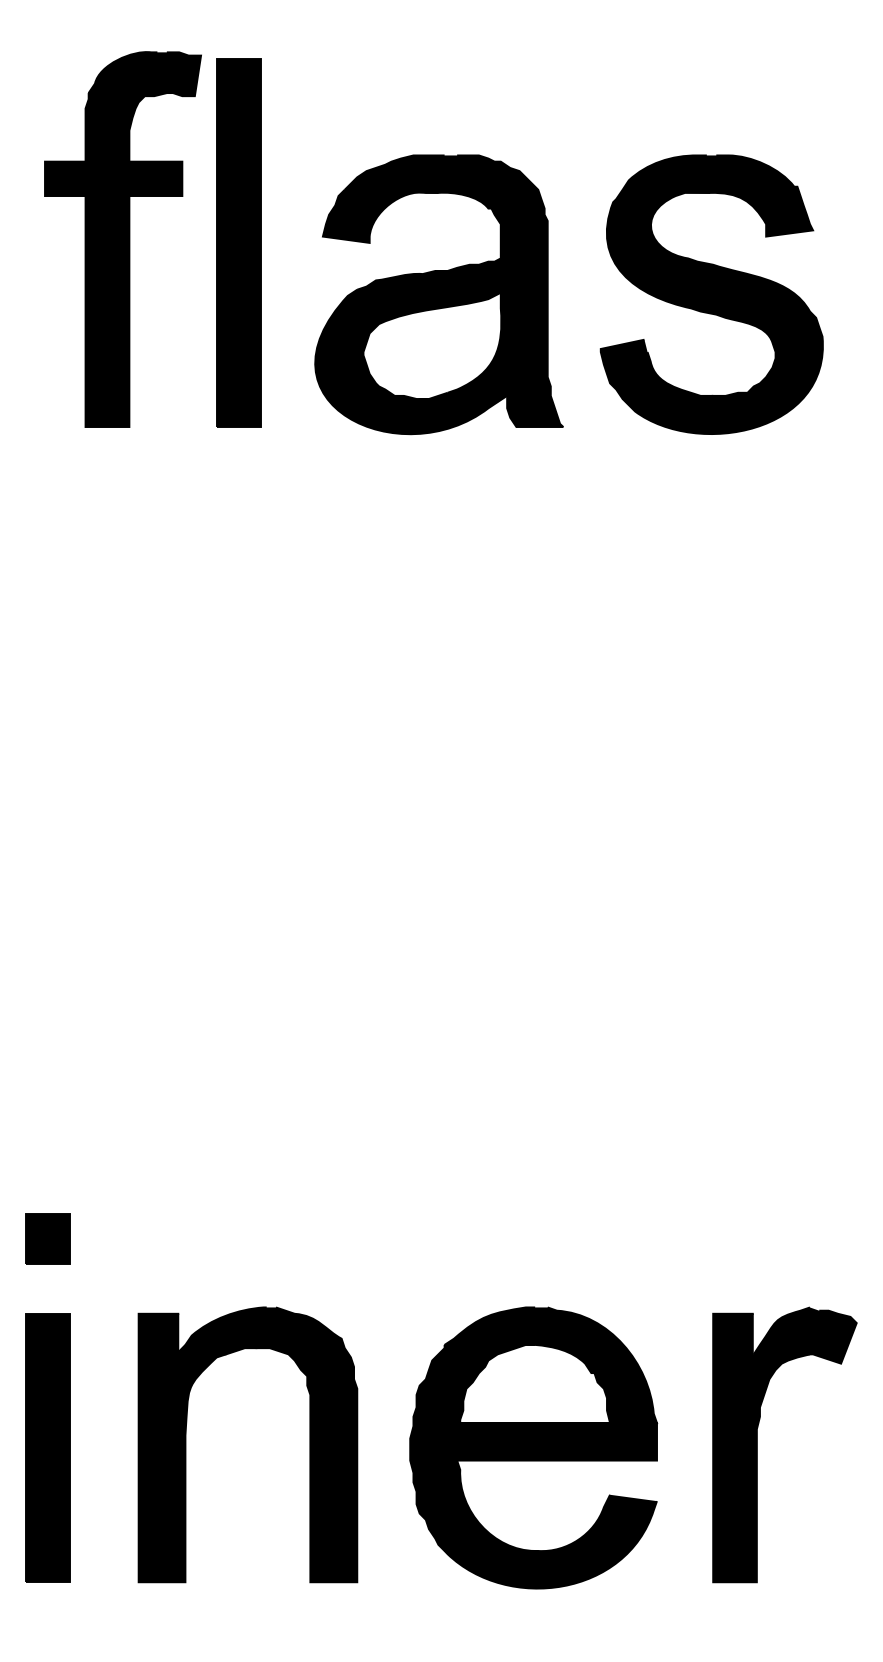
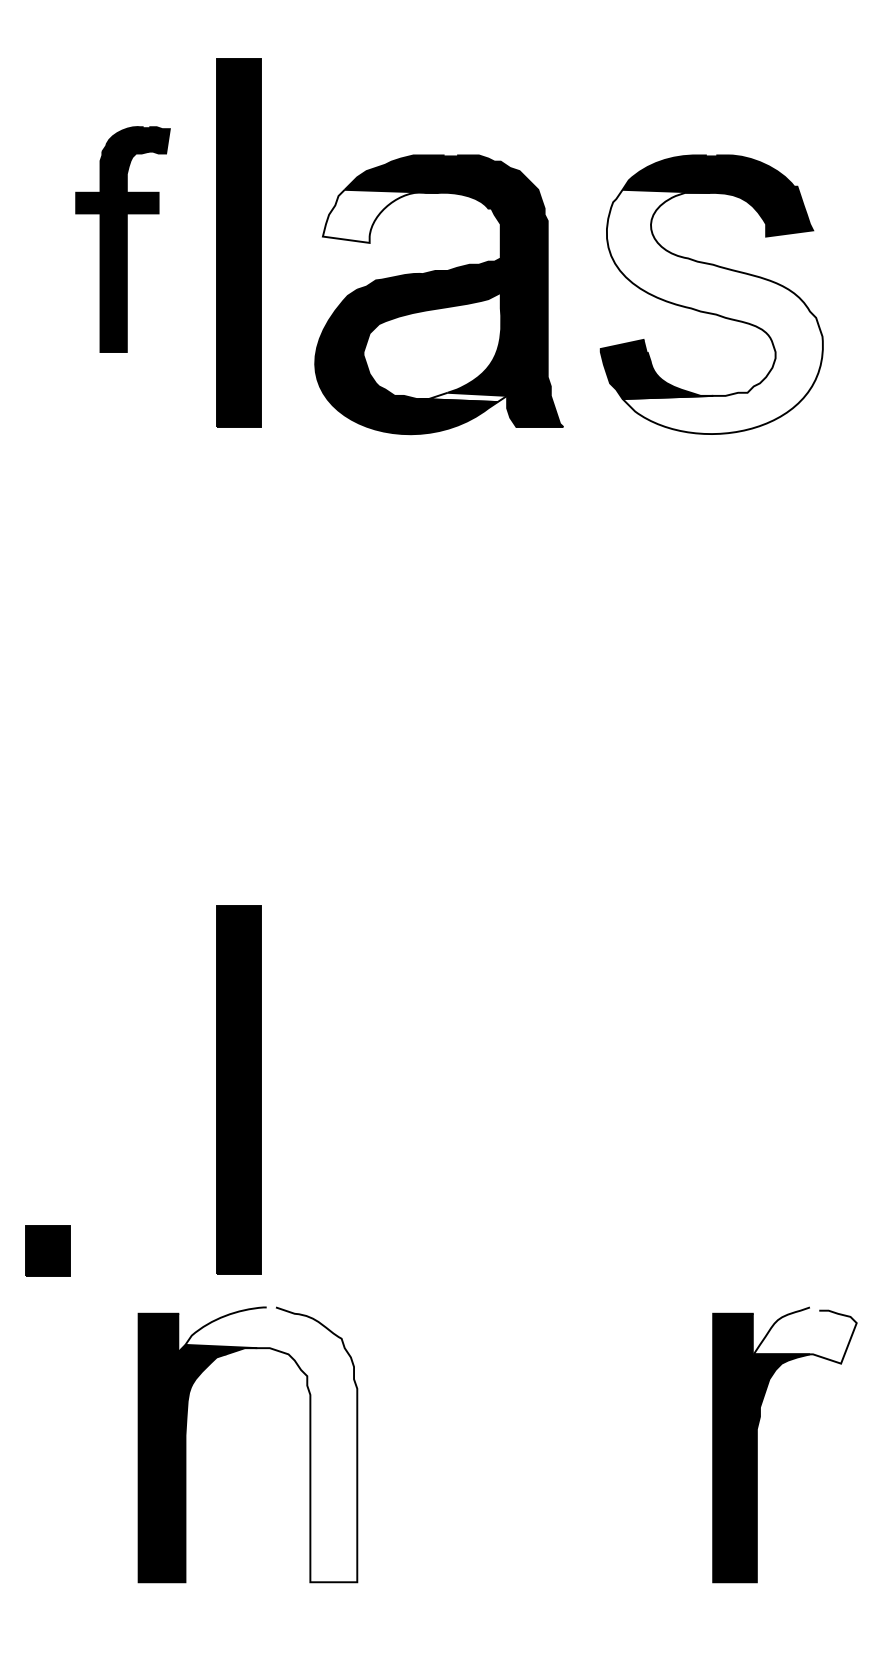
fill: present -> none (380, 215)
part size: 158x377 px -> 96x227 px (122, 239)
fill: present -> none (714, 311)
fill: present -> none (463, 397)
part: none -> present (238, 1089)
part position: (47, 1238) -> (47, 1250) (47, 1250)
fill: present -> none (804, 1335)
fill: present -> none (271, 1444)
part: present -> none (47, 1447)
part: present -> none (533, 1447)
